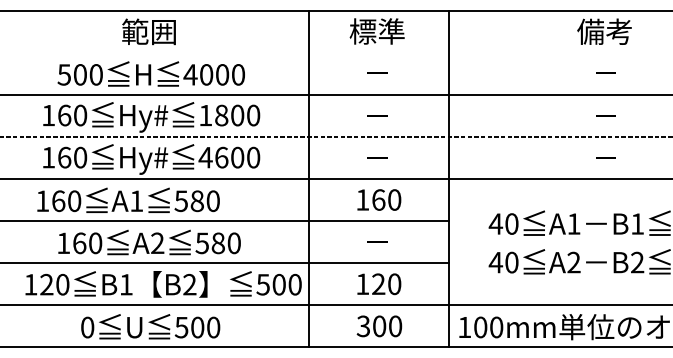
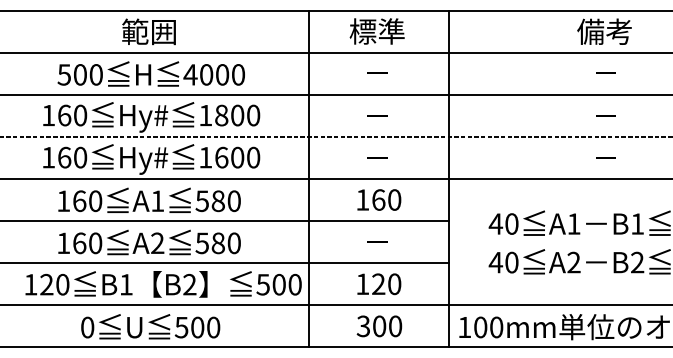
line: none -> present (335, 52)
text: 4600 -> 1600 (205, 157)
text position: (128, 199) -> (149, 199) (149, 199)
